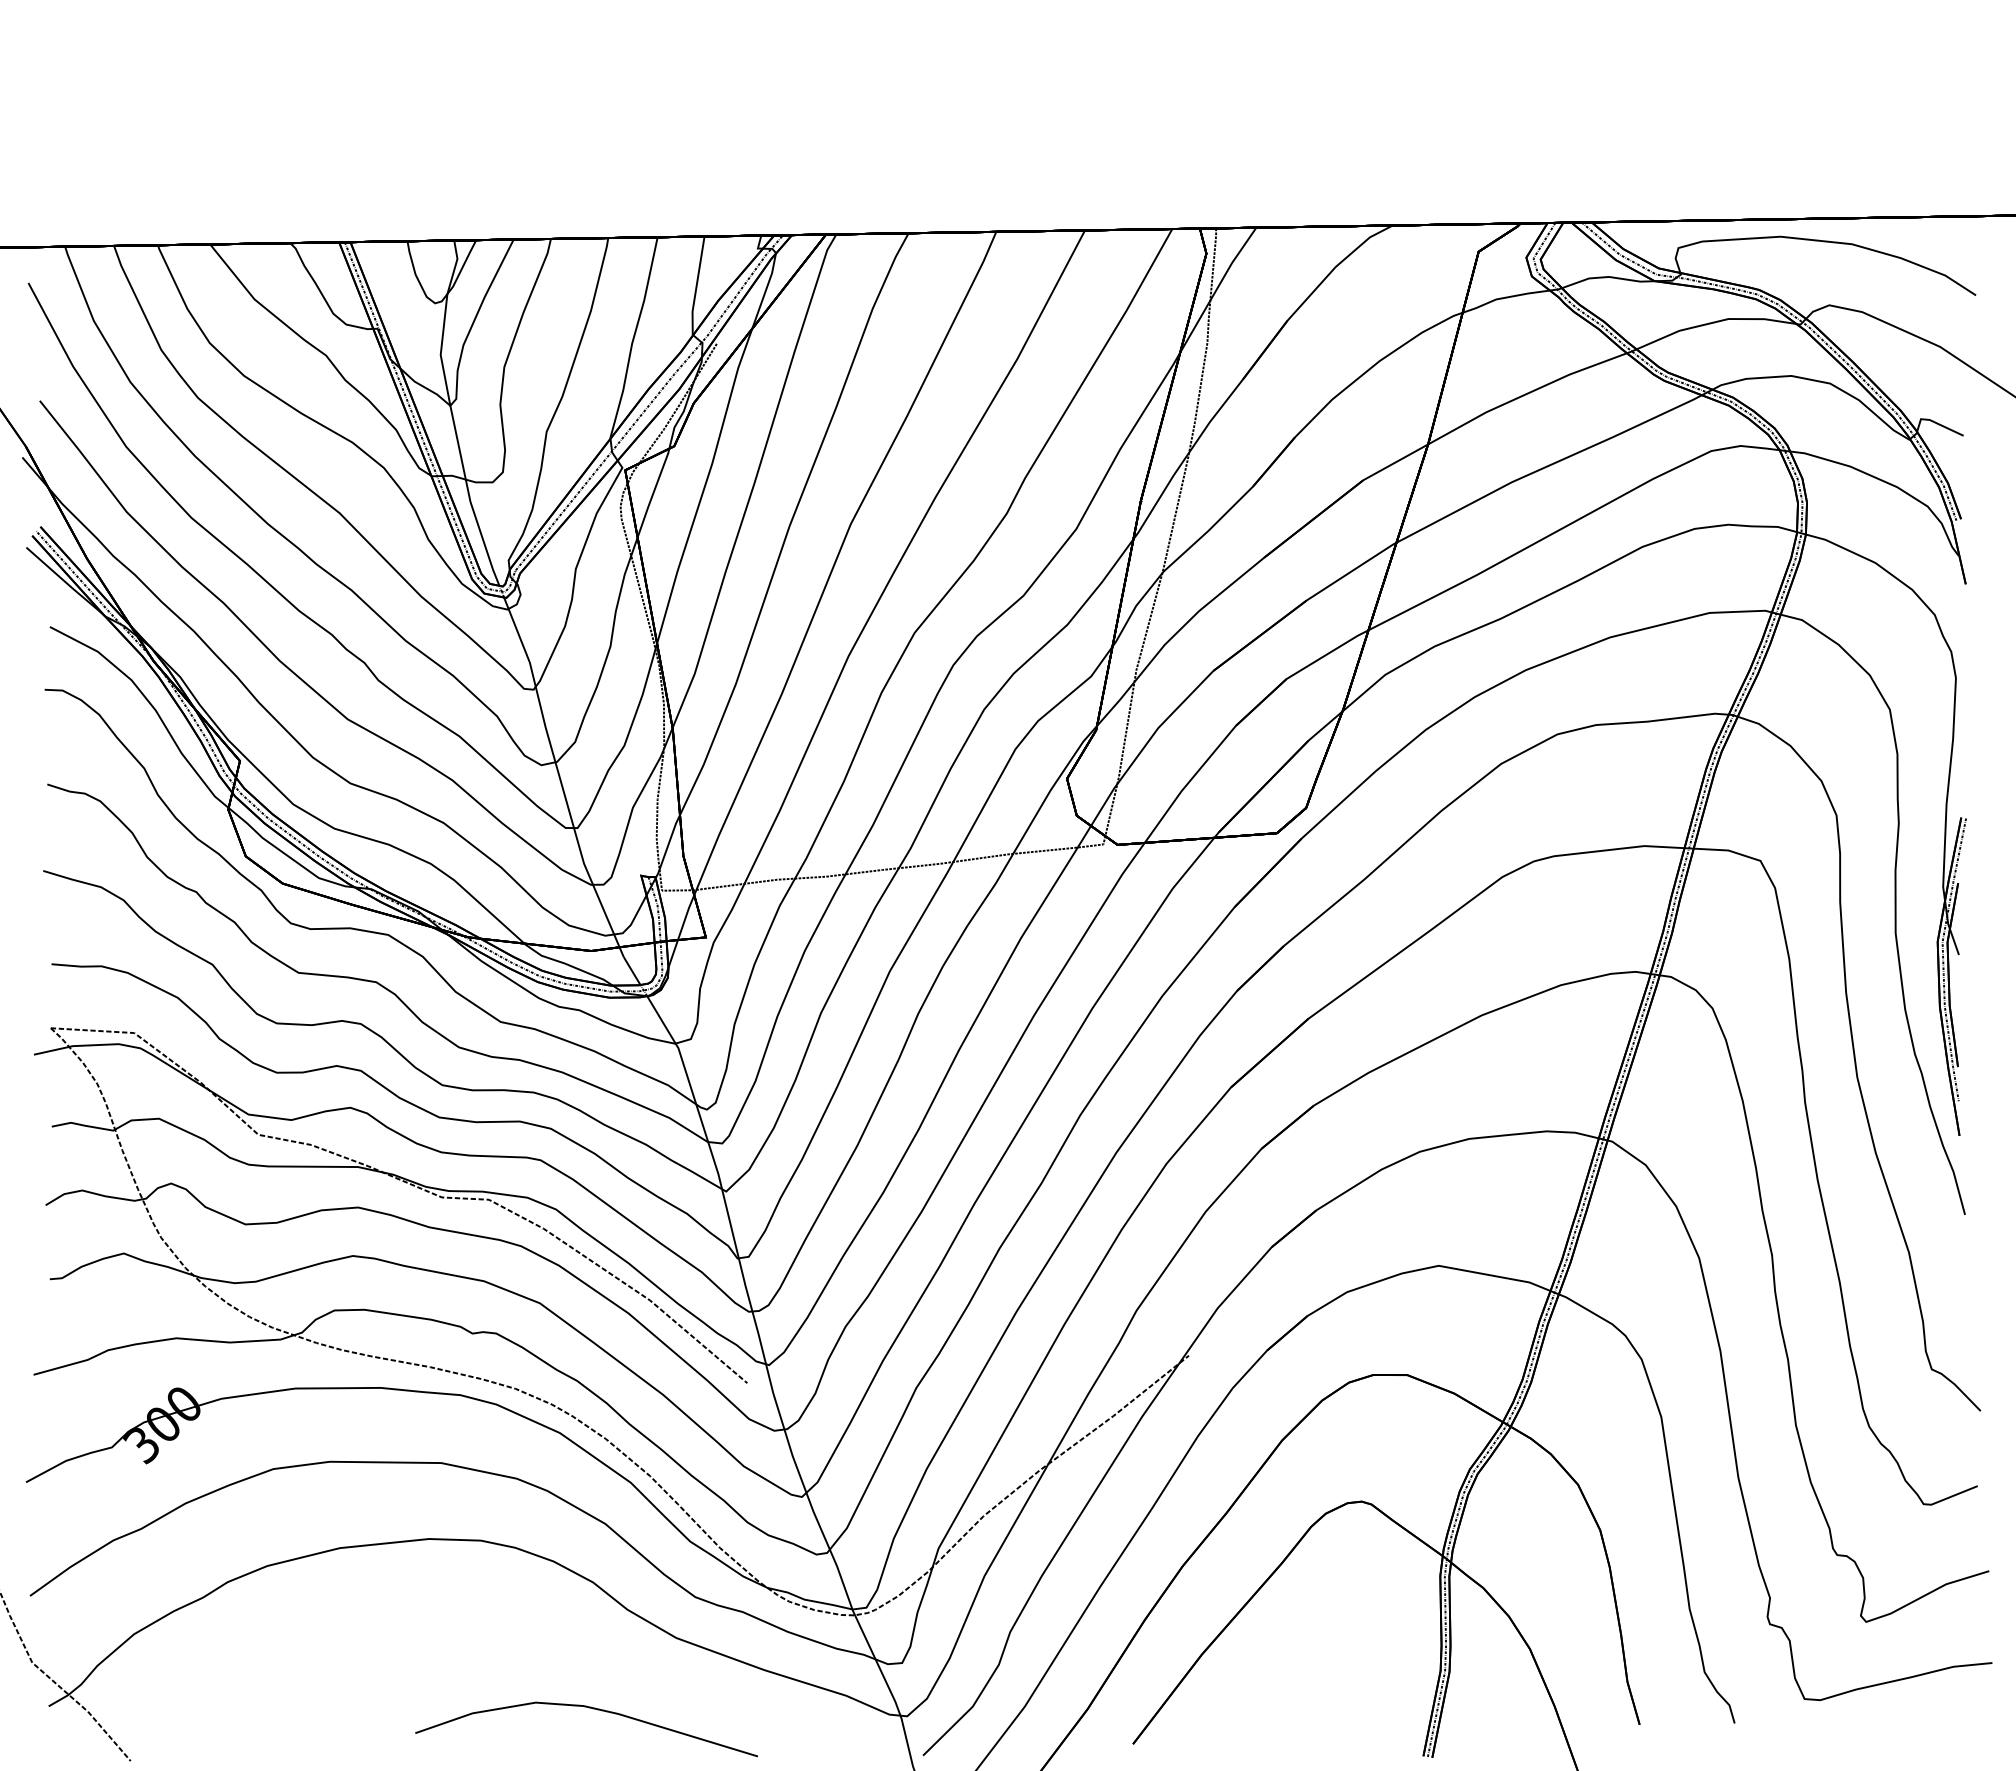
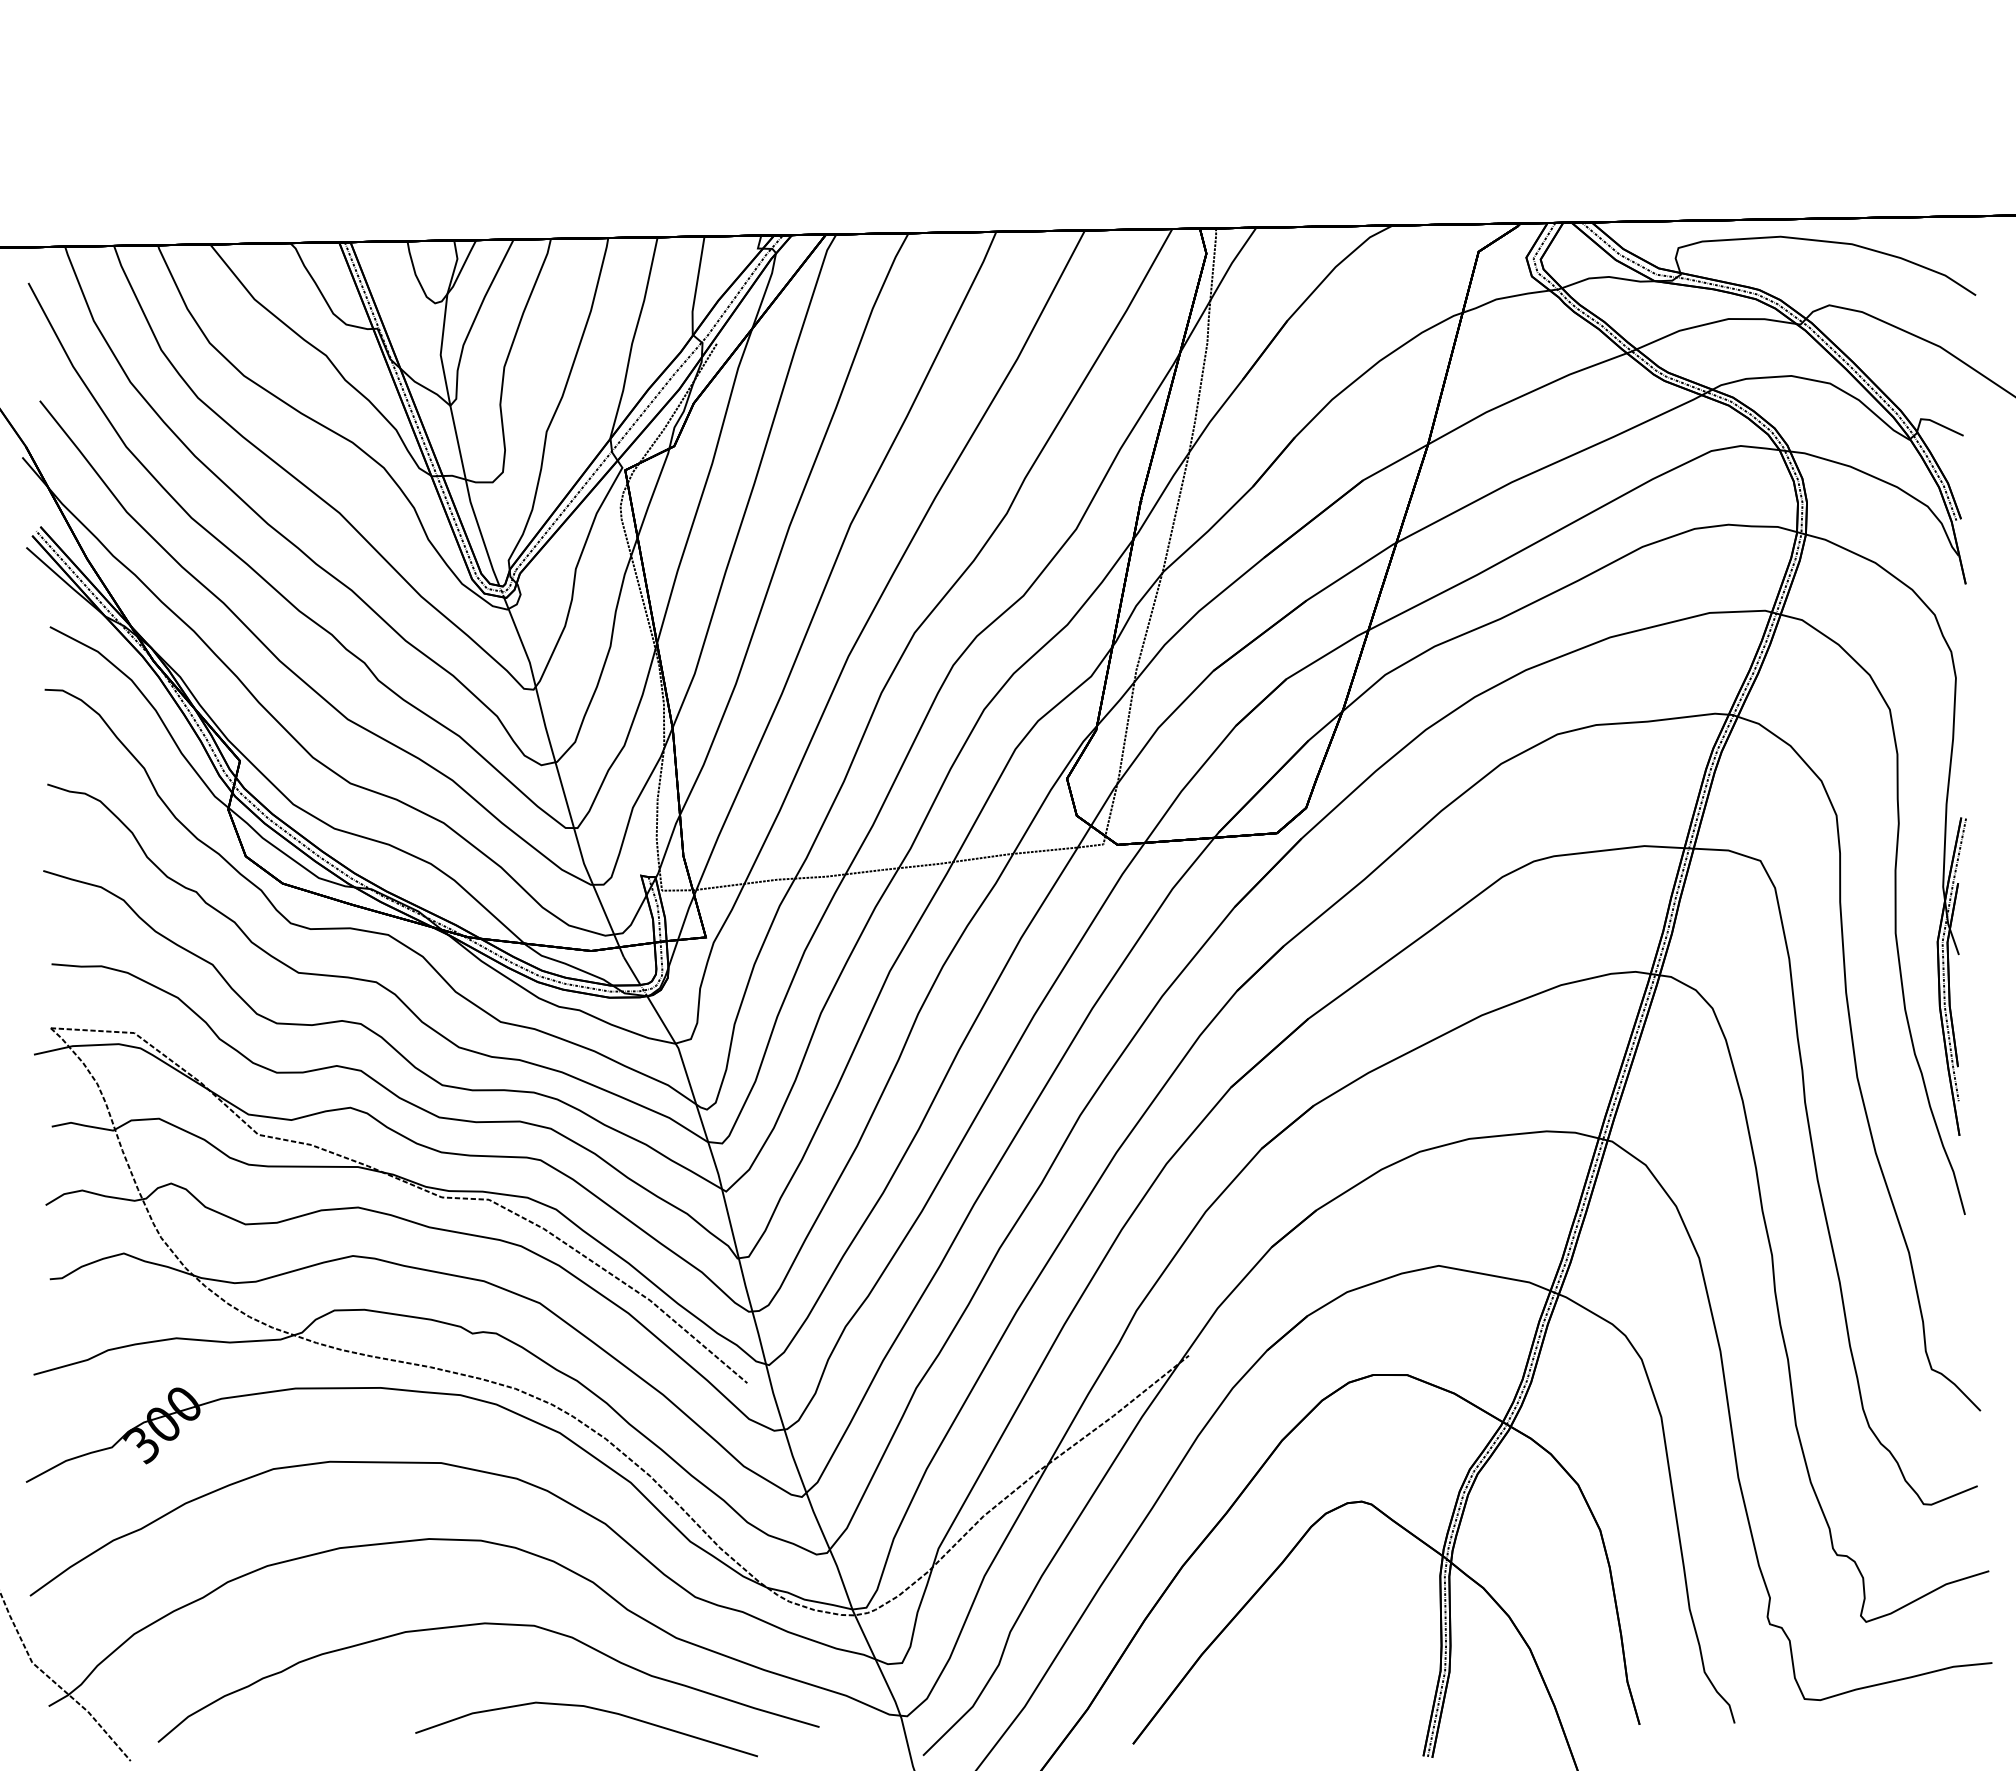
curve: none -> present (488, 1624)
